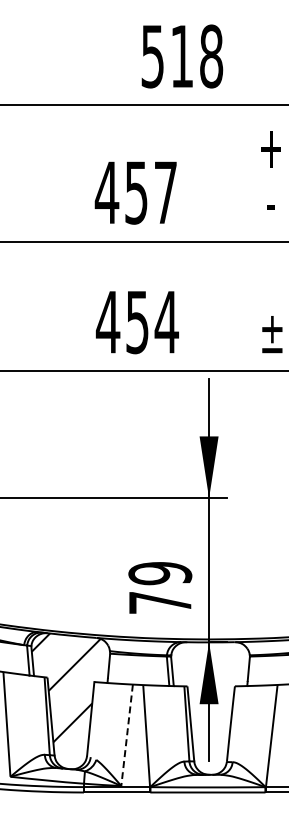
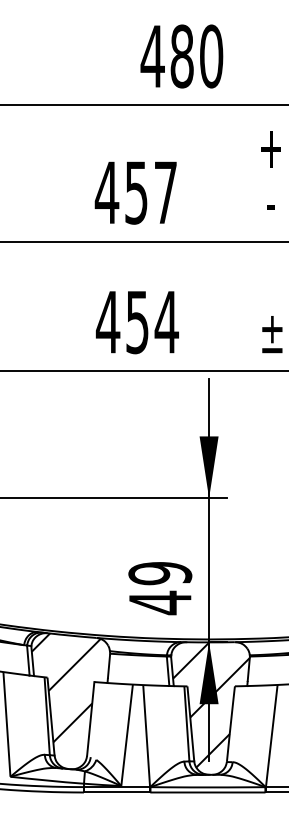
text: 518 -> 480 (181, 56)
text: 79 -> 49 (160, 602)
hatch: none -> present (211, 704)
line: dashed -> solid (127, 736)
